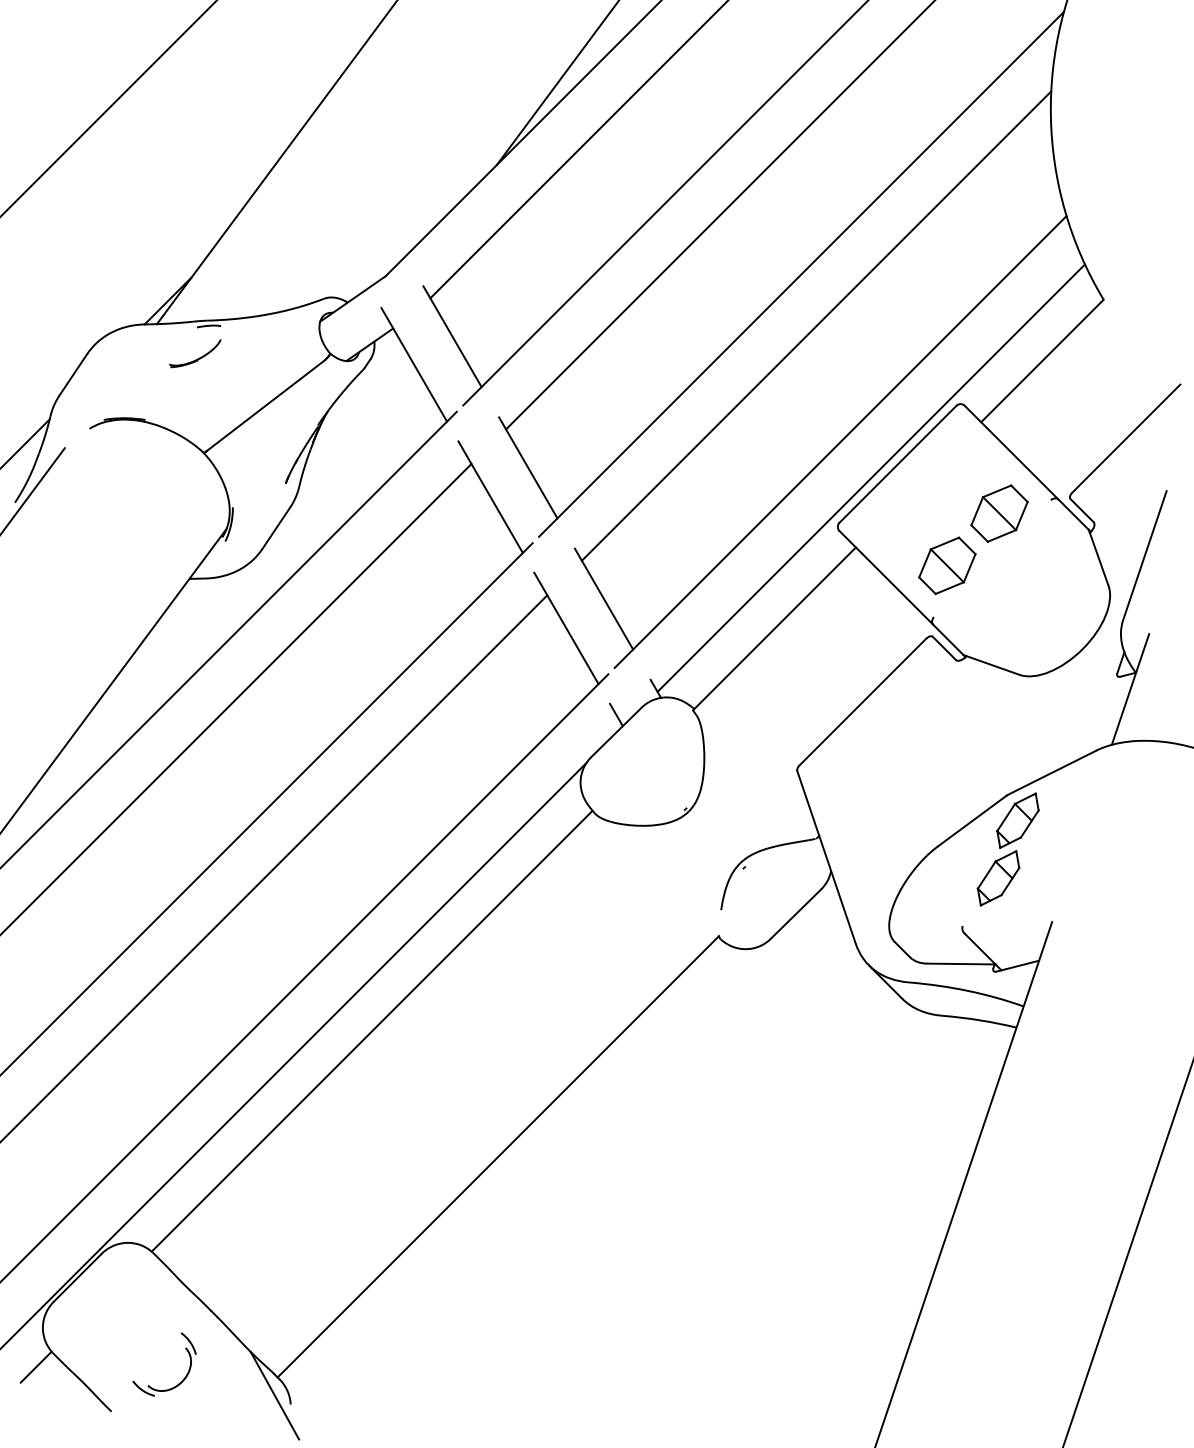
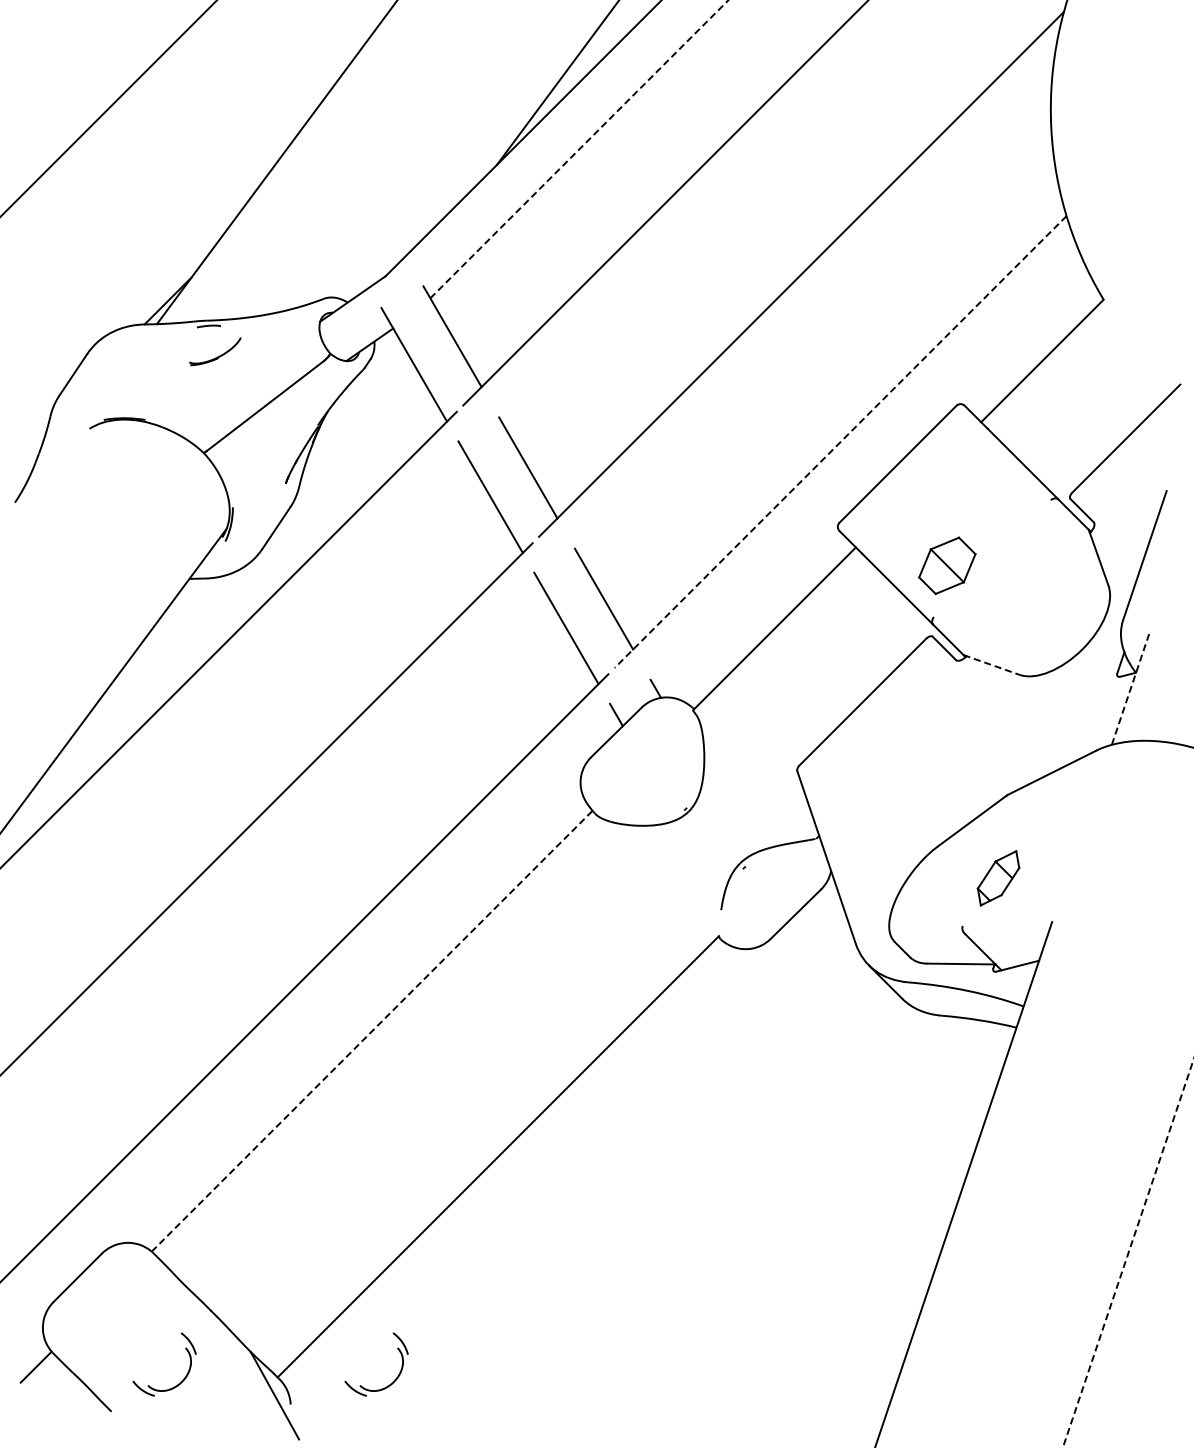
line: solid -> dashed (579, 149)
line: present -> none (719, 215)
line: present -> none (816, 325)
part position: (195, 353) -> (215, 351) (215, 351)
line: present -> none (25, 442)
line: solid -> dashed (840, 442)
line: present -> none (870, 477)
line: present -> none (33, 490)
part: present -> none (999, 513)
line: solid -> dashed (991, 665)
line: solid -> dashed (1130, 688)
line: present -> none (236, 698)
part: present -> none (1017, 820)
line: present -> none (274, 867)
line: solid -> dashed (372, 1031)
line: present -> none (294, 1055)
line: solid -> dashed (1128, 1253)
part: none -> present (394, 1379)
